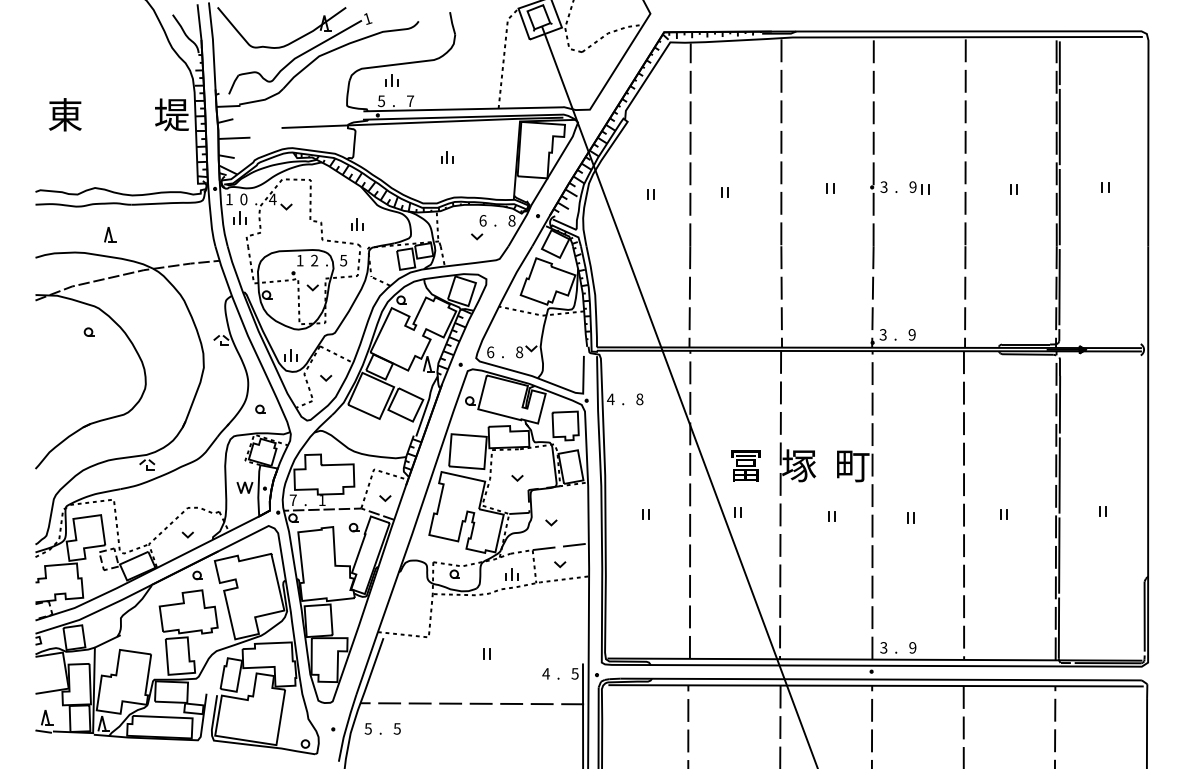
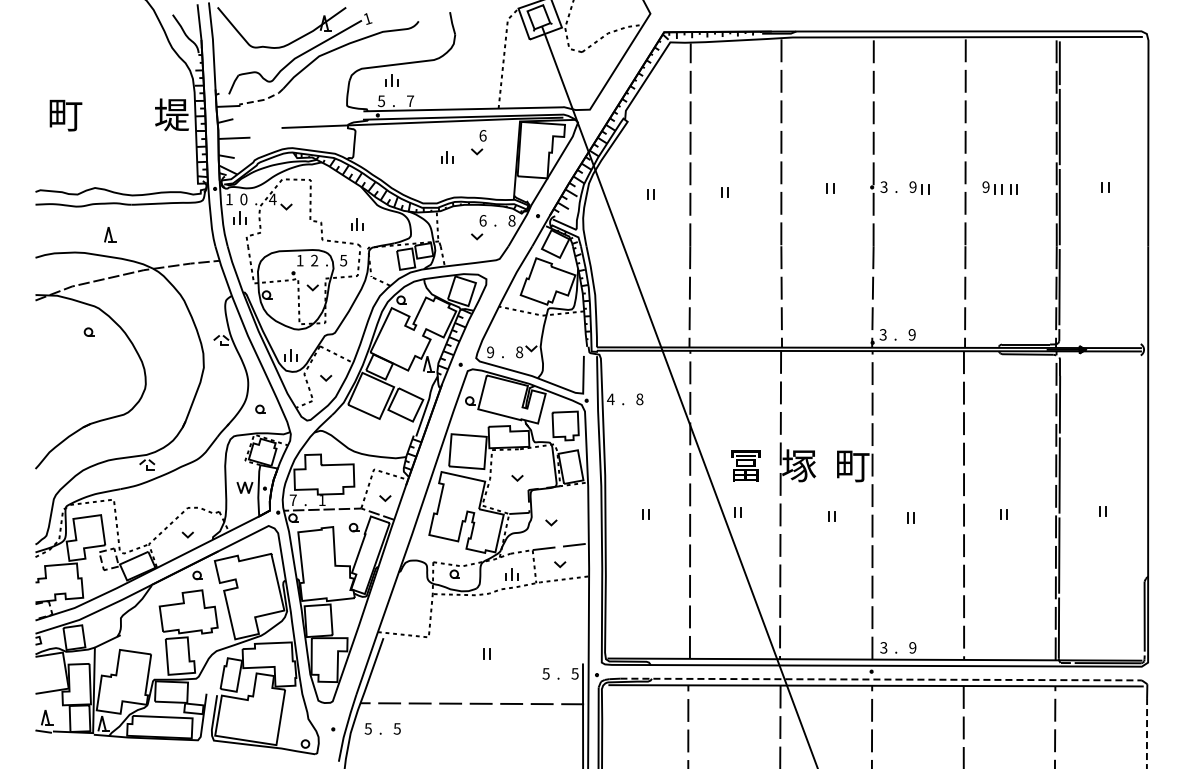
line: solid -> dashed (264, 99)
text: 東 -> 町 (65, 114)
part: none -> present (478, 142)
part: none -> present (992, 187)
text: 6 -> 9 (490, 352)
text: 4 -> 5 (545, 673)
line: solid -> dashed (881, 679)
line: solid -> dashed (1147, 733)
